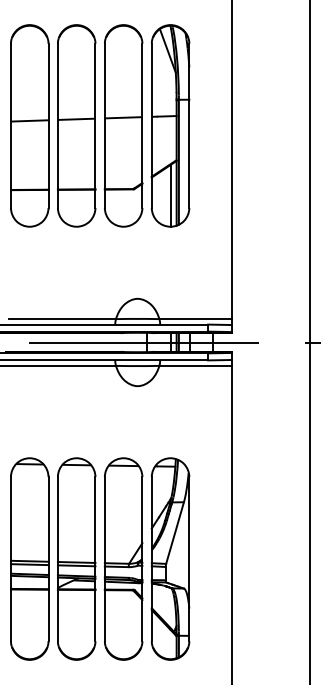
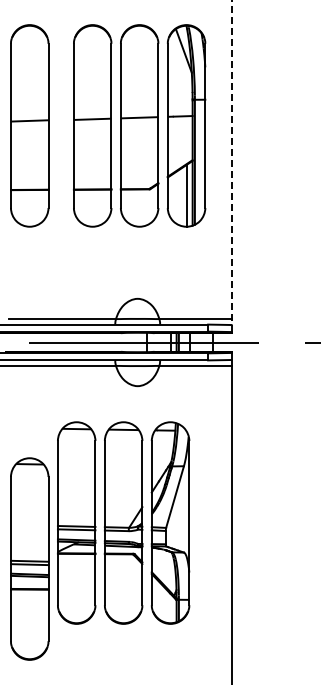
part position: (123, 125) -> (139, 125) (139, 125)
line: solid -> dashed (231, 166)
line: present -> none (309, 341)
part position: (123, 558) -> (123, 522) (123, 522)
